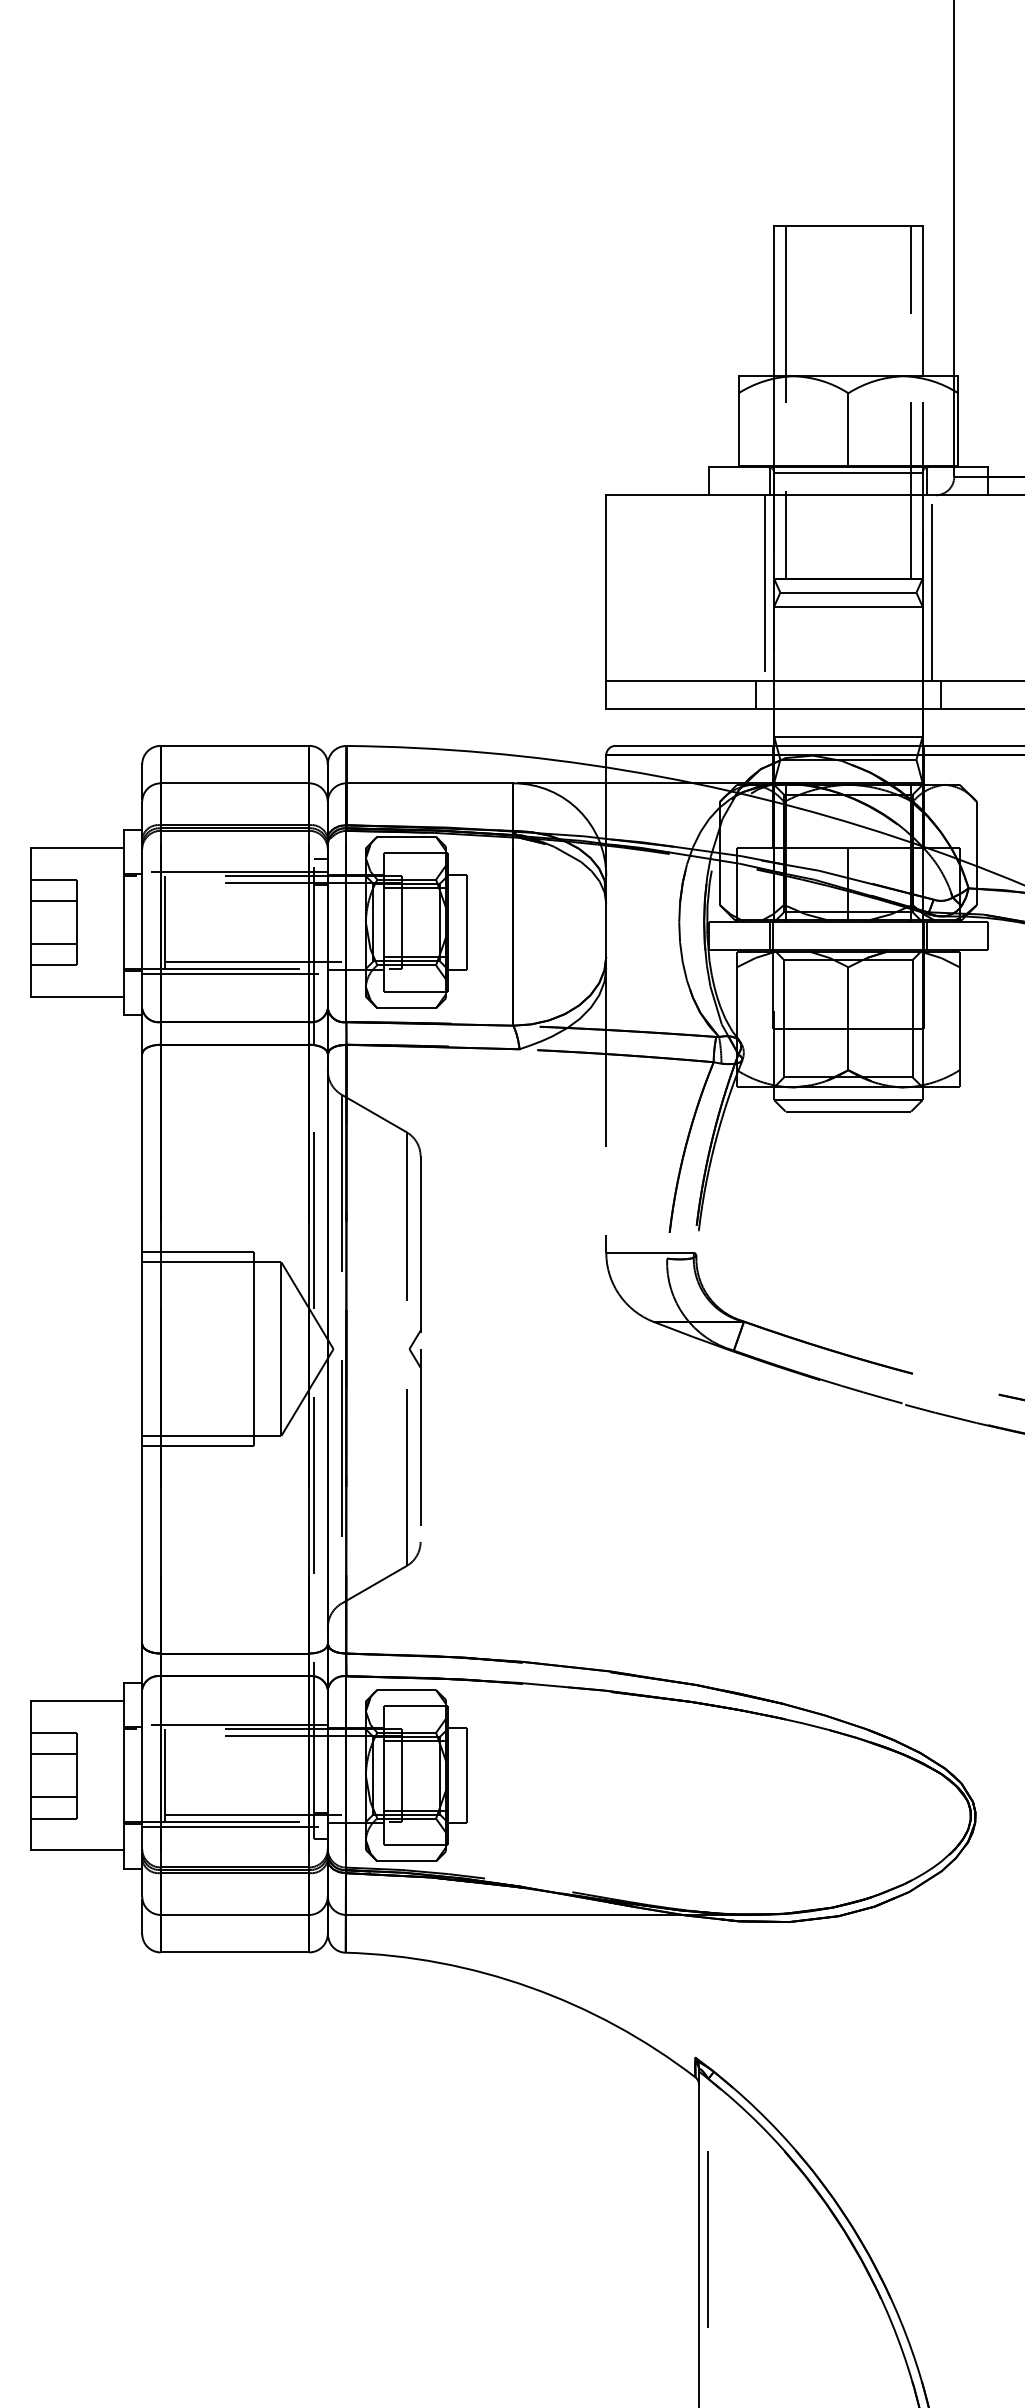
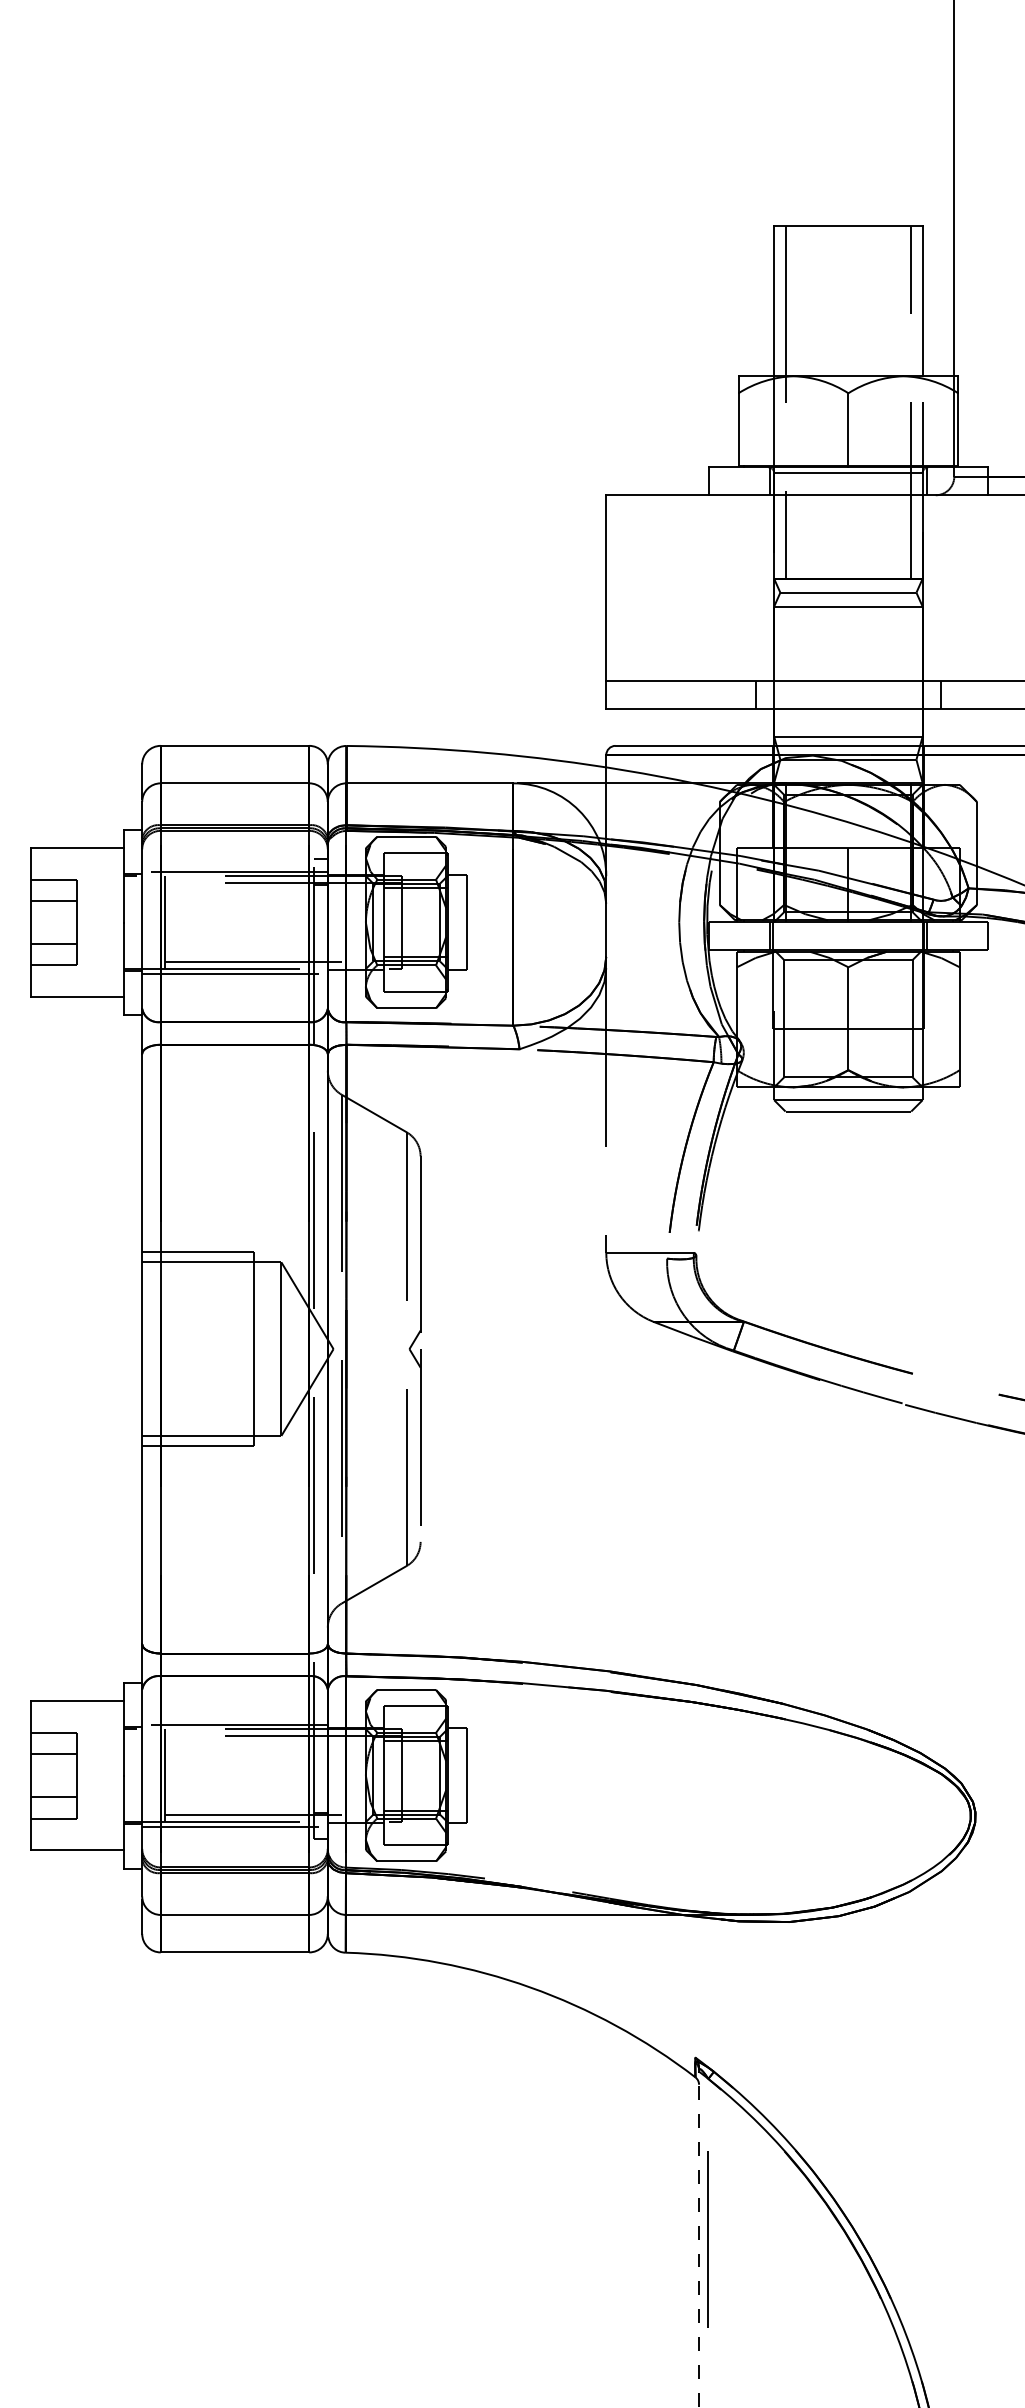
line: present -> none (764, 587)
line: present -> none (931, 587)
line: solid -> dashed (699, 2239)
